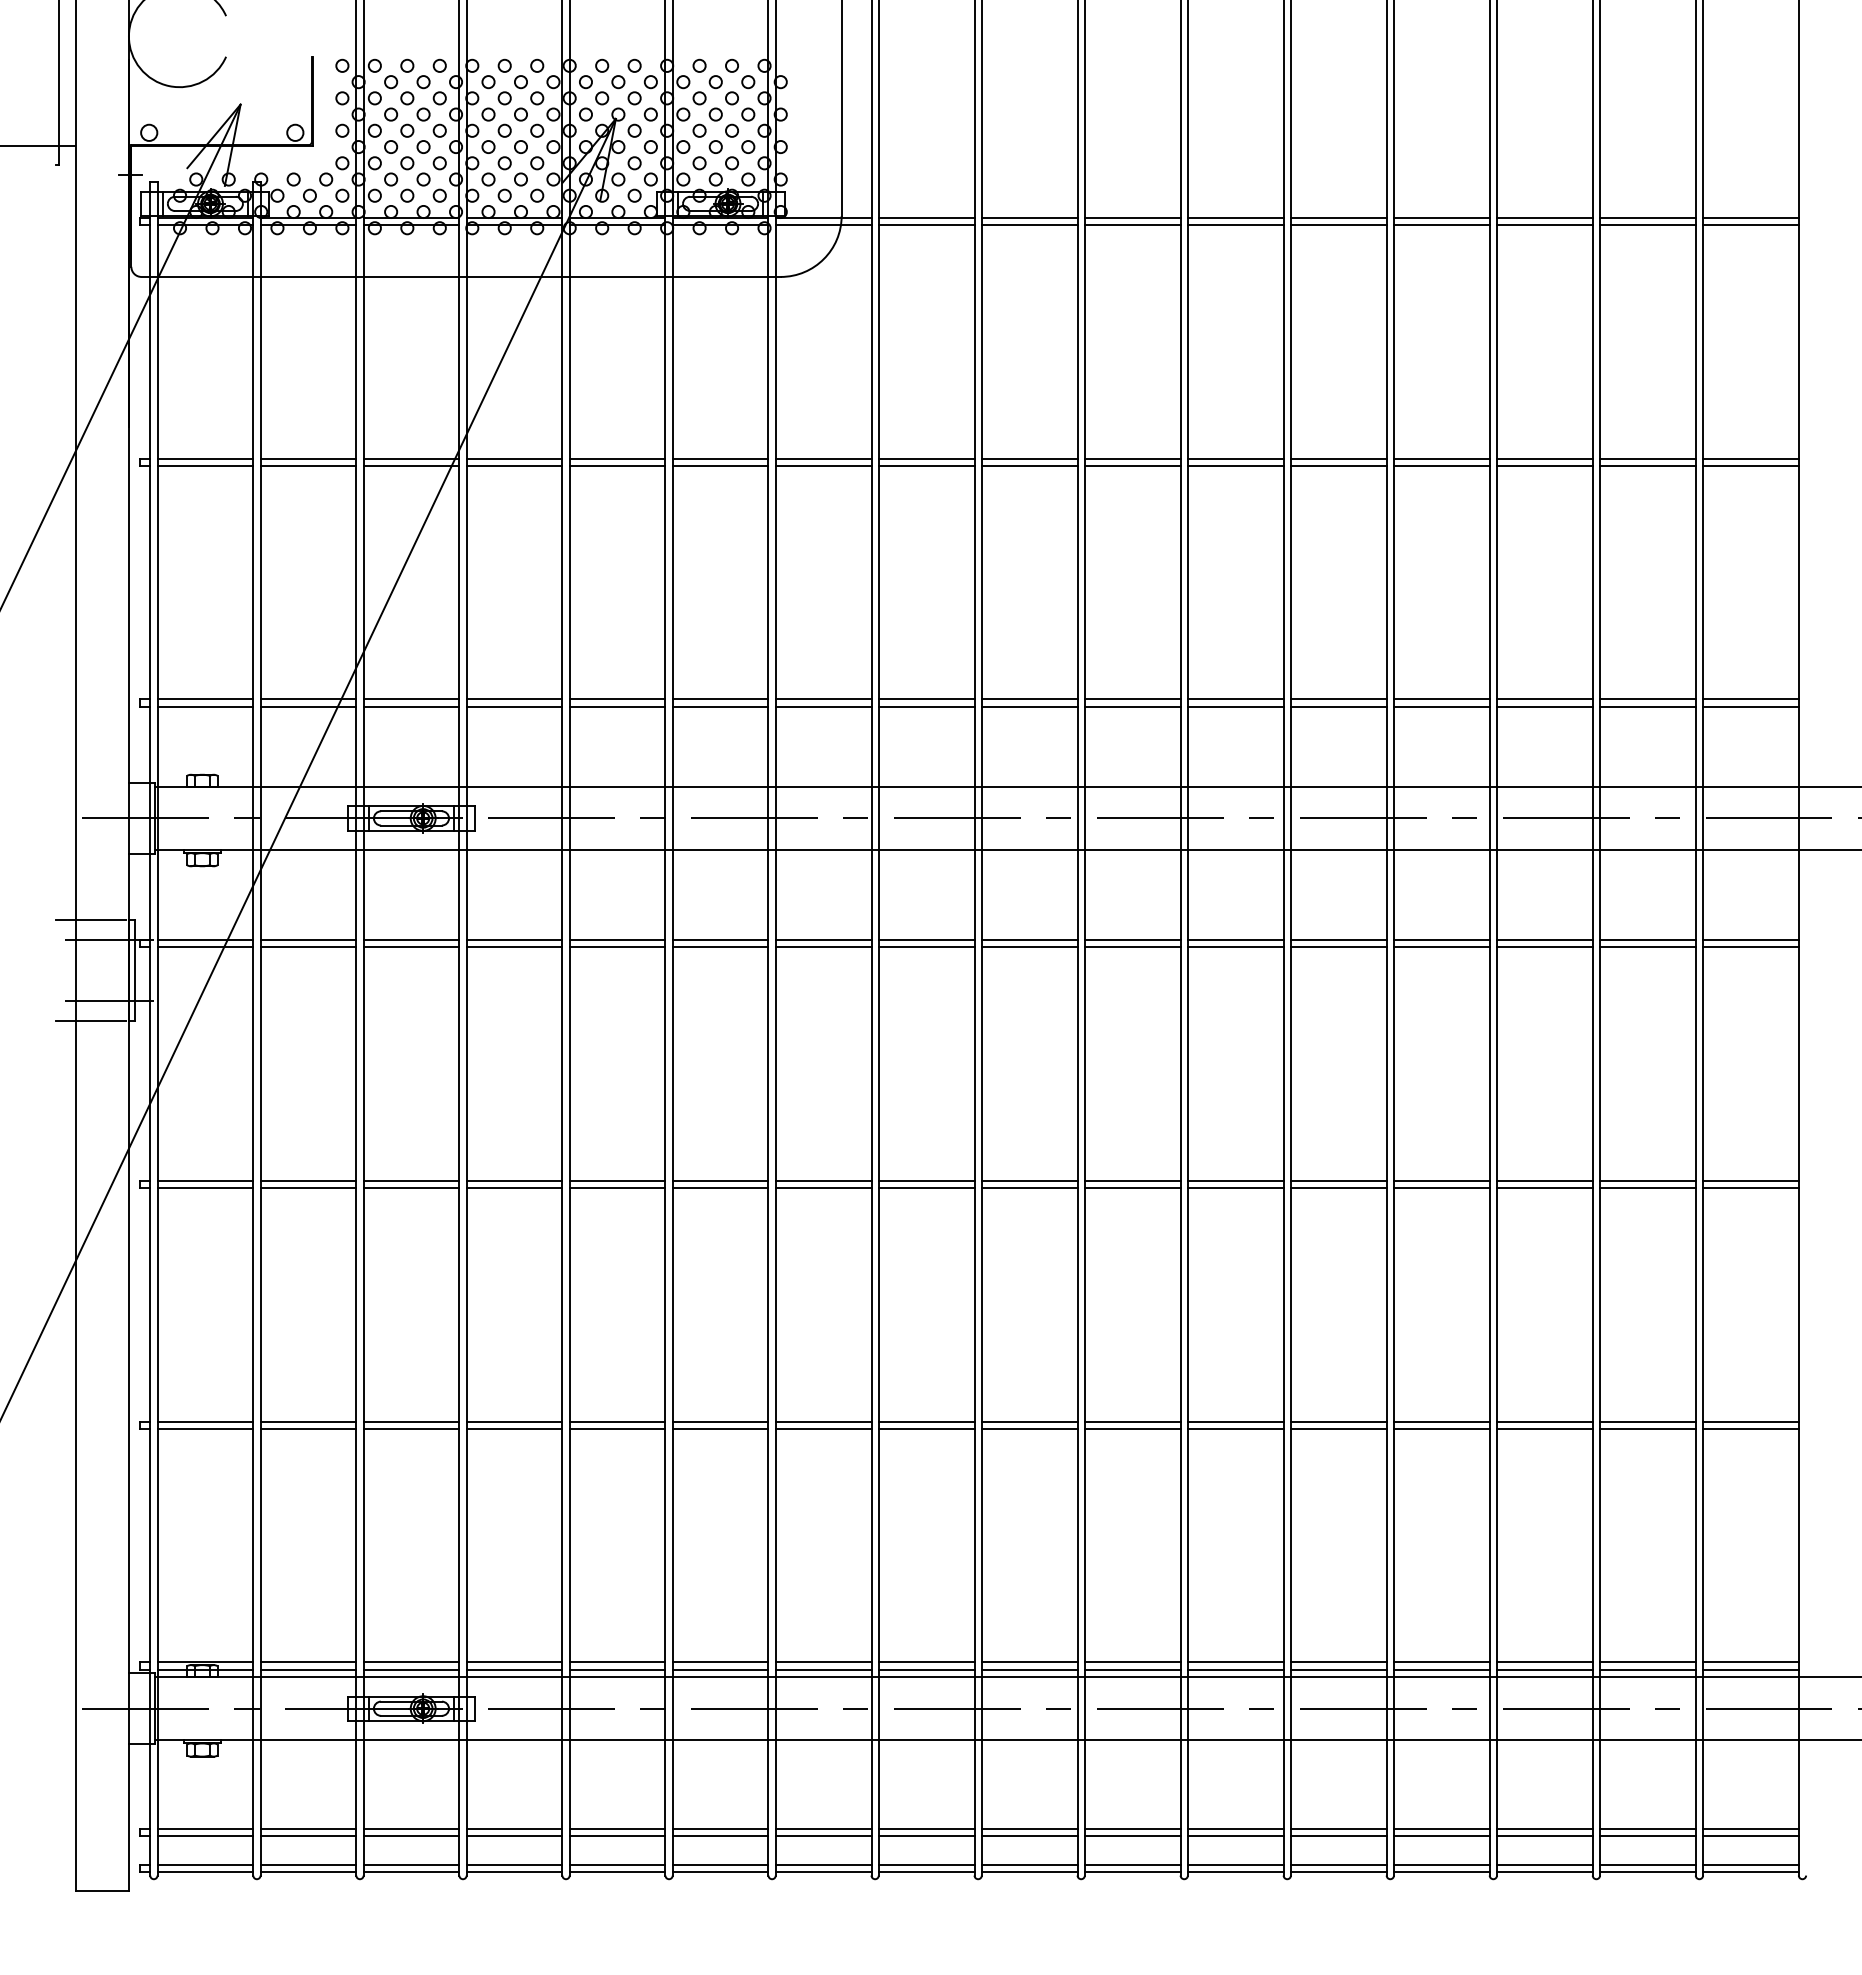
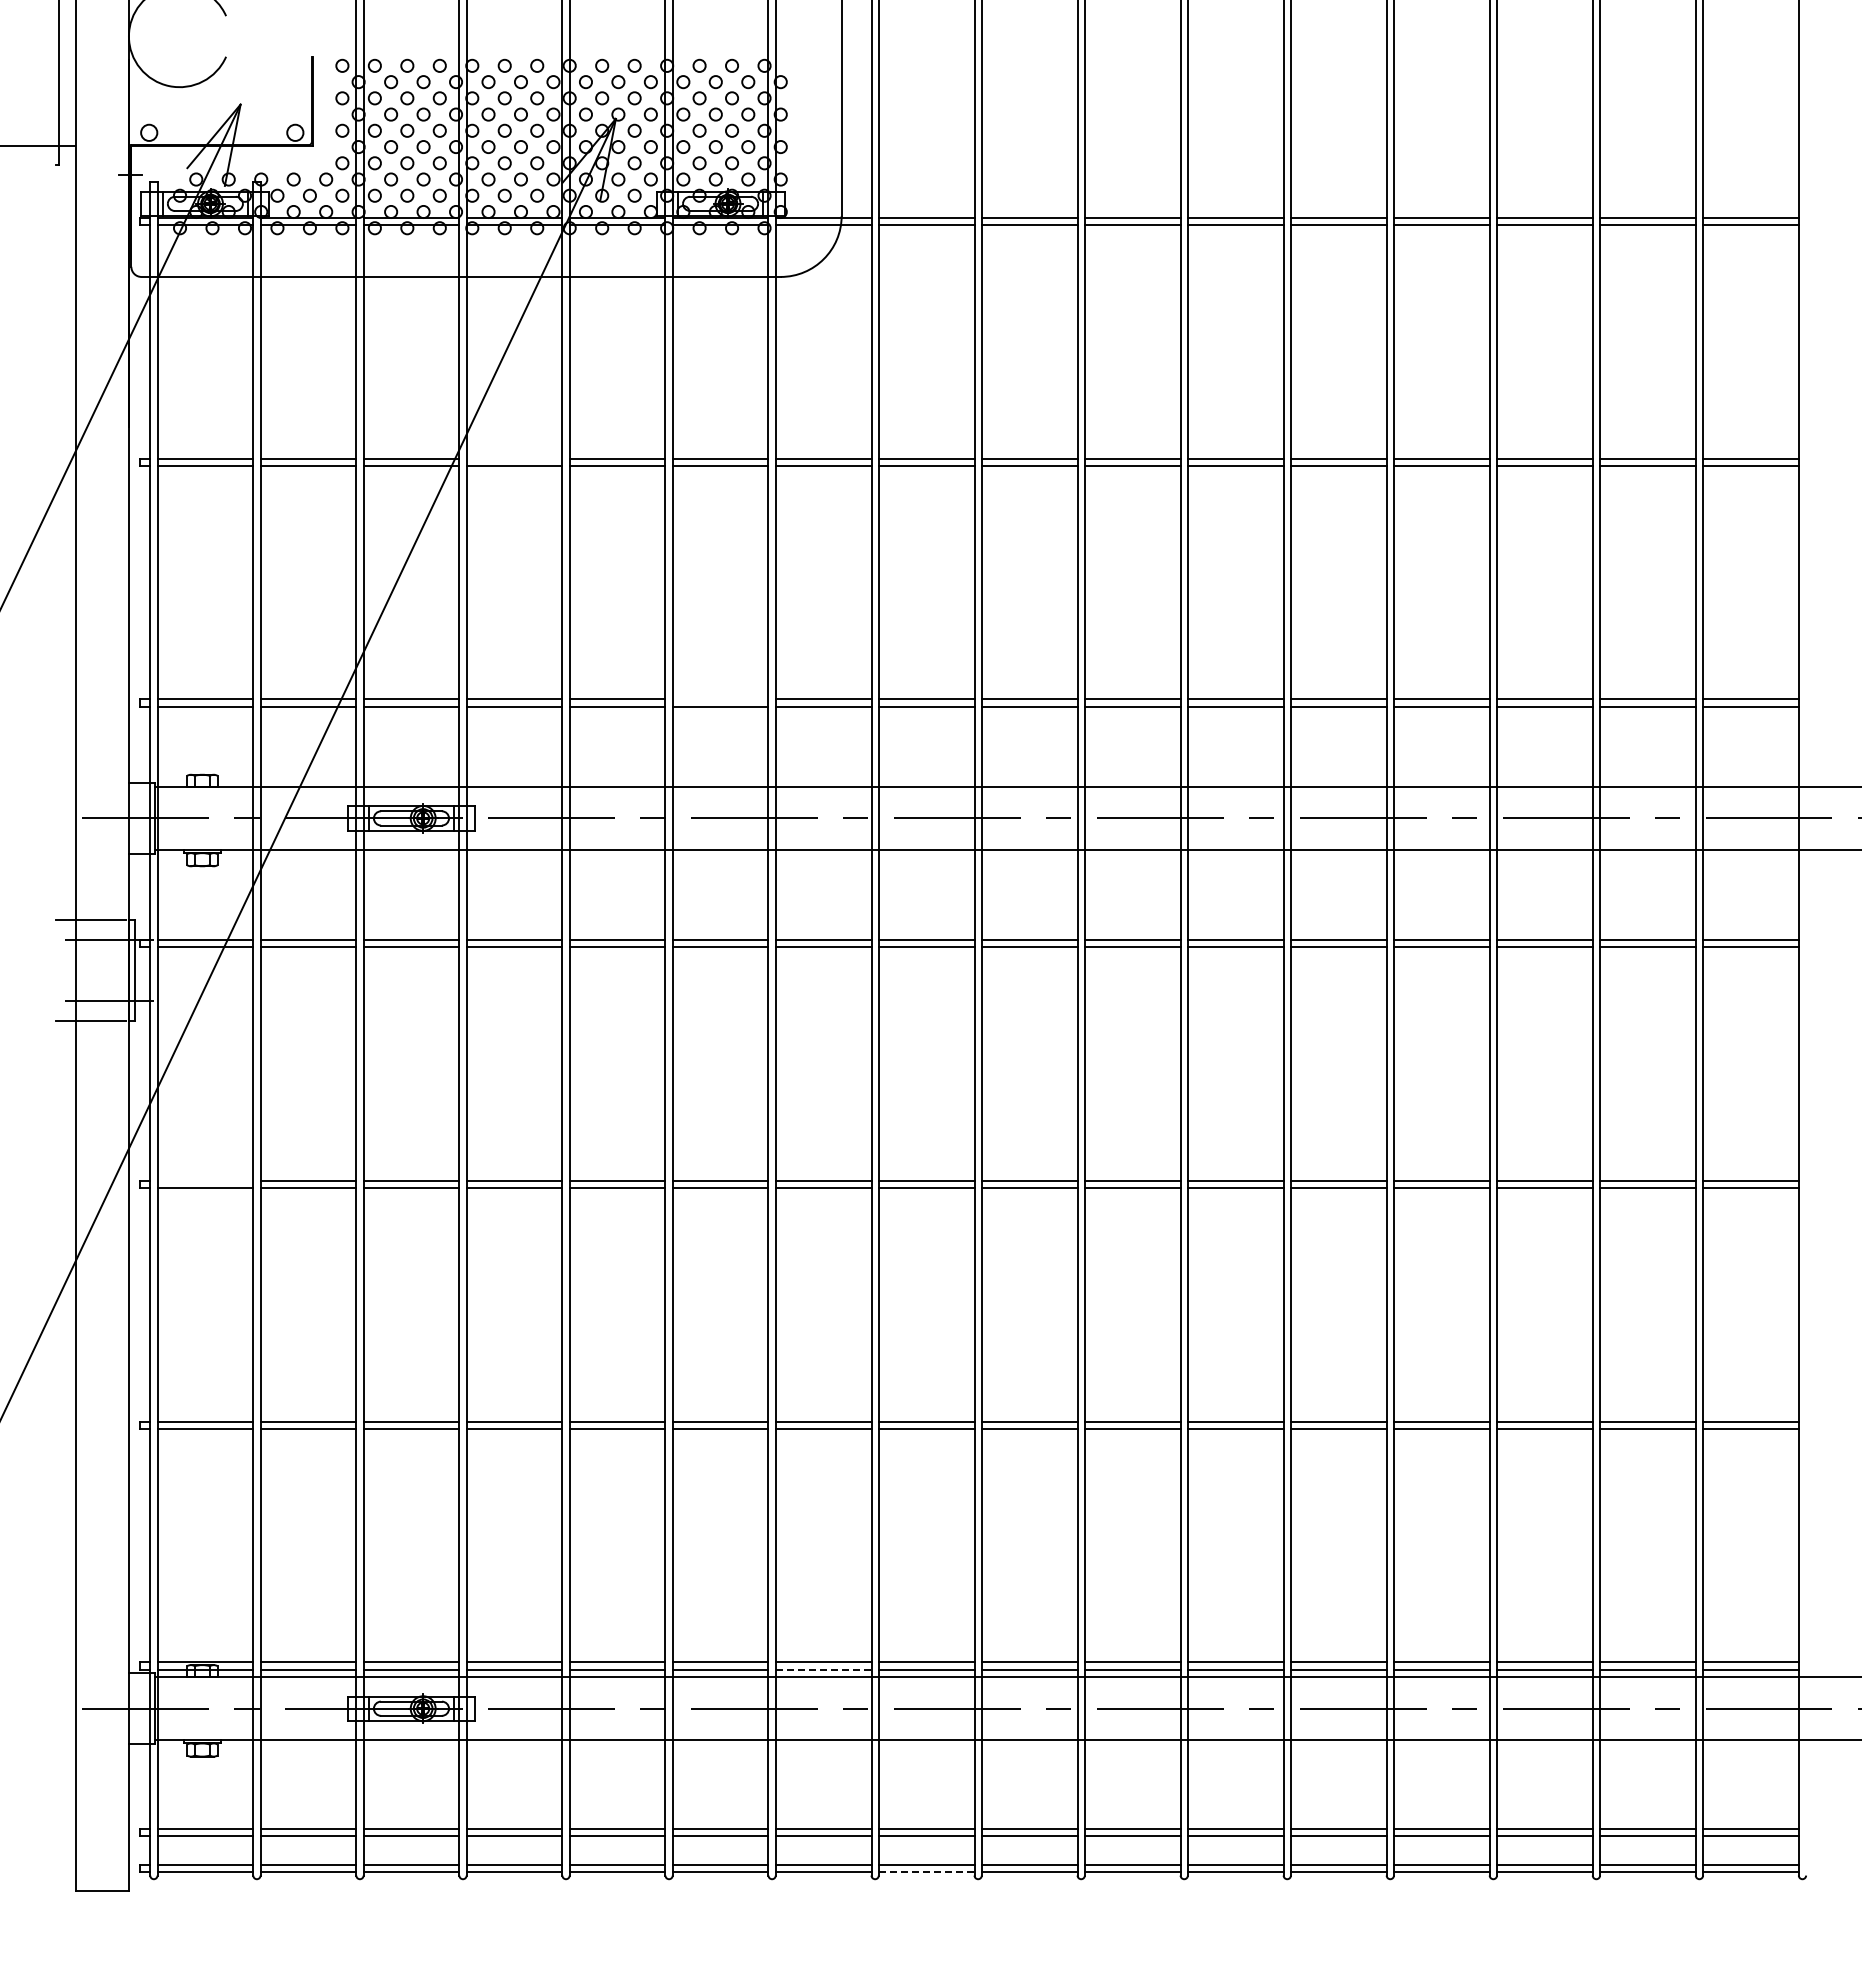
line: present -> none (514, 458)
line: present -> none (720, 699)
line: present -> none (205, 1180)
line: solid -> dashed (823, 1669)
line: solid -> dashed (926, 1871)
